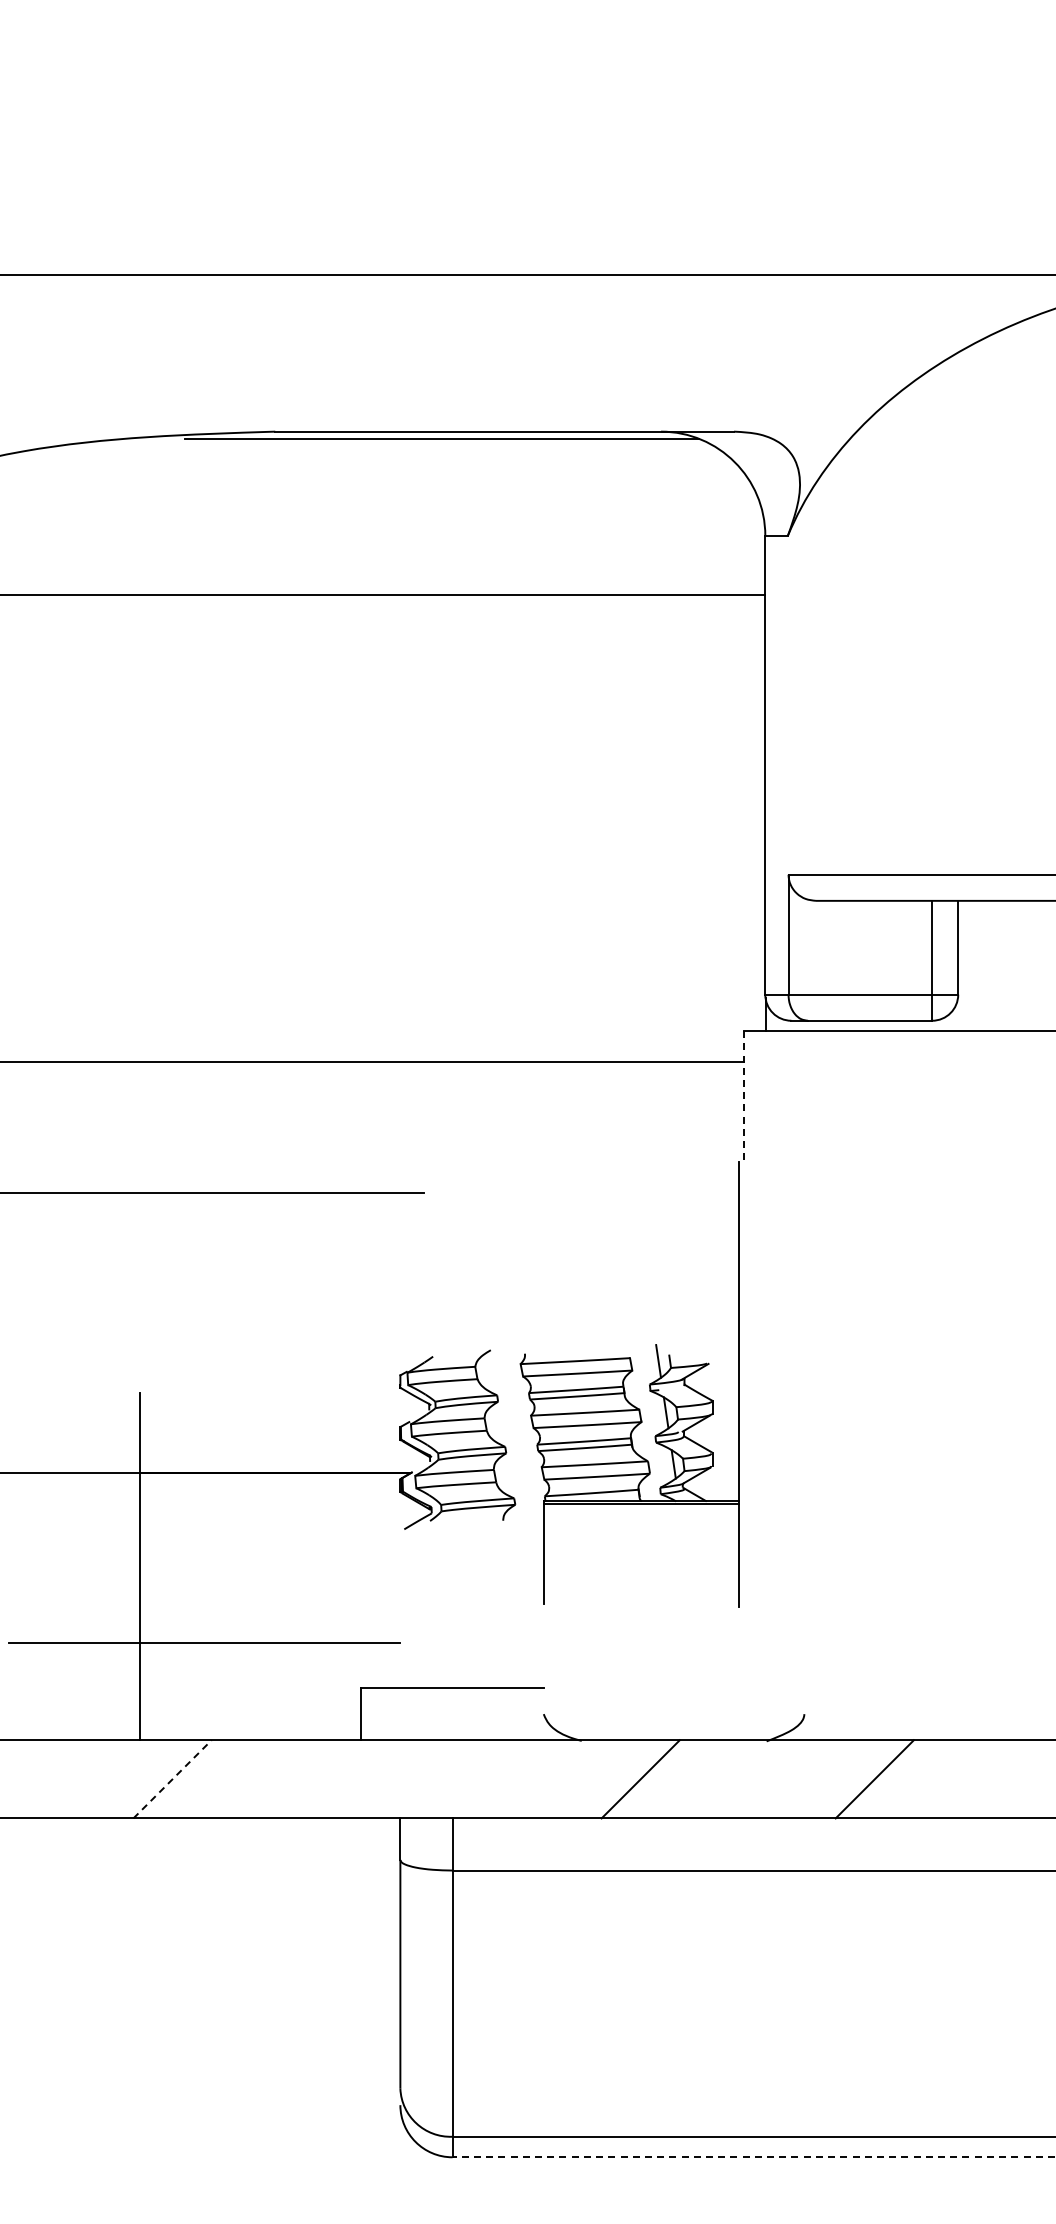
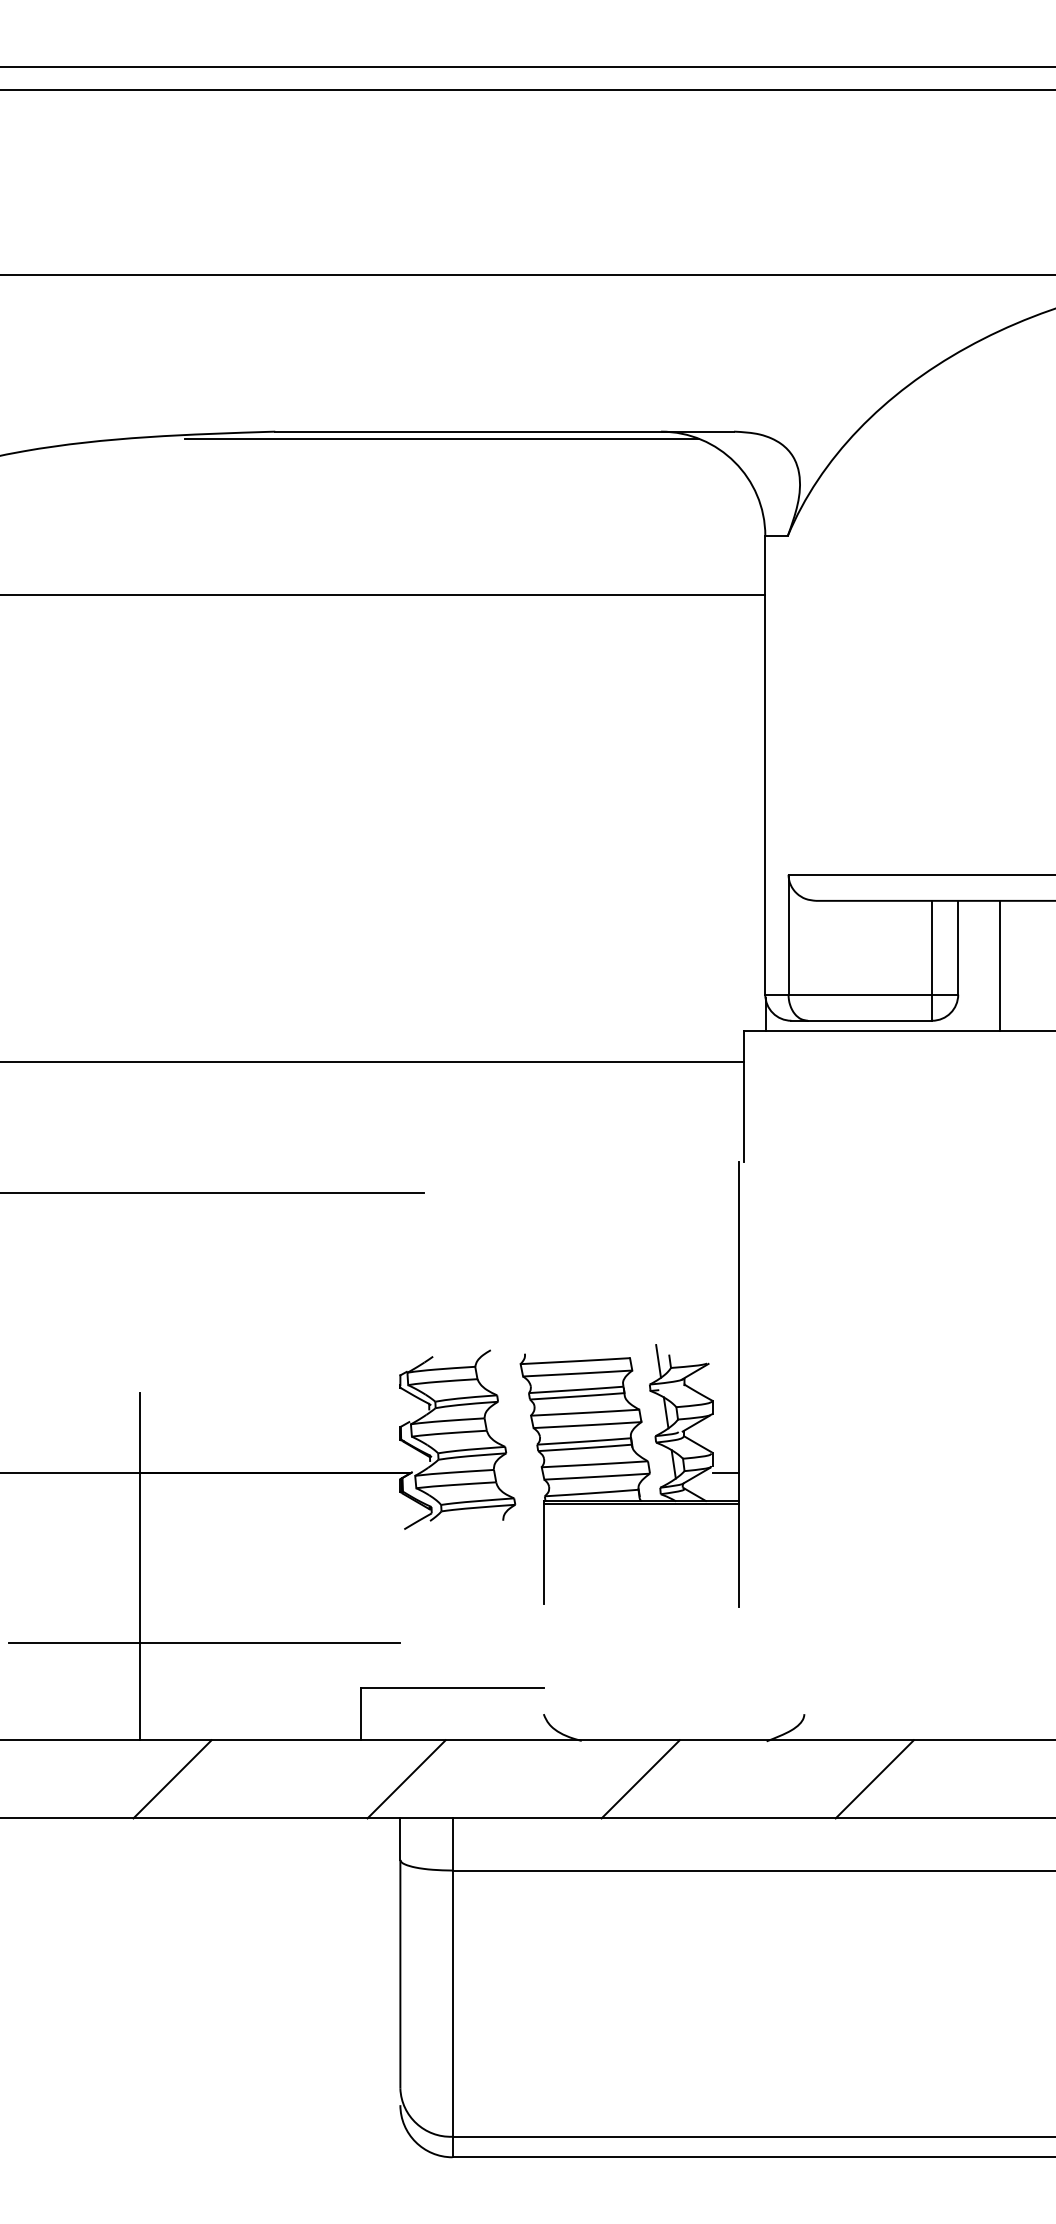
line: none -> present (527, 66)
line: none -> present (527, 89)
line: none -> present (999, 965)
line: dashed -> solid (744, 1096)
line: none -> present (725, 1473)
line: dashed -> solid (172, 1778)
line: none -> present (406, 1779)
line: dashed -> solid (753, 2157)
